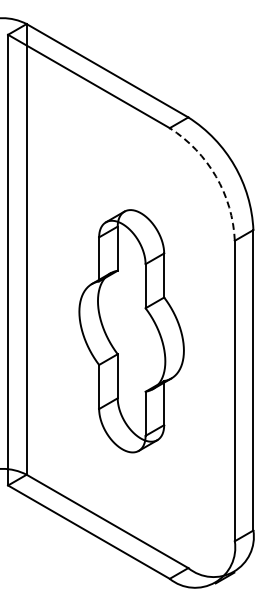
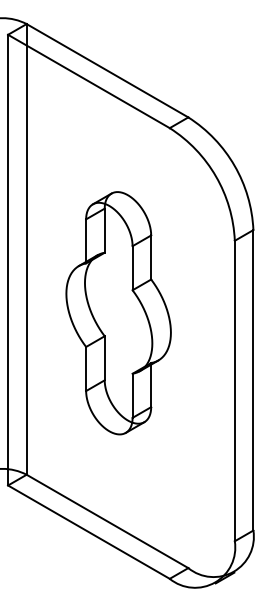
arc: dashed -> solid (216, 176)
part position: (131, 331) -> (118, 313) (118, 313)
